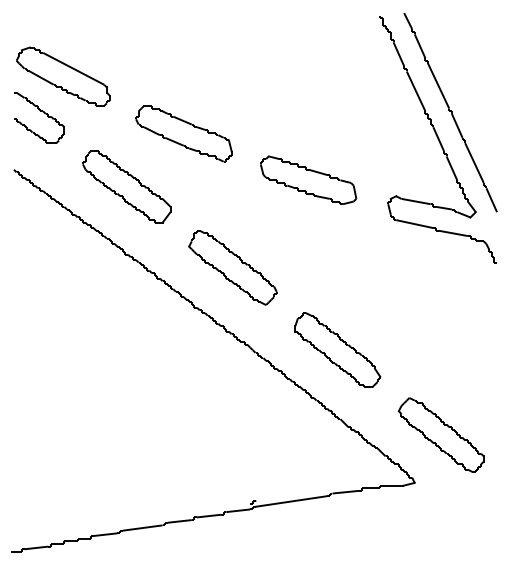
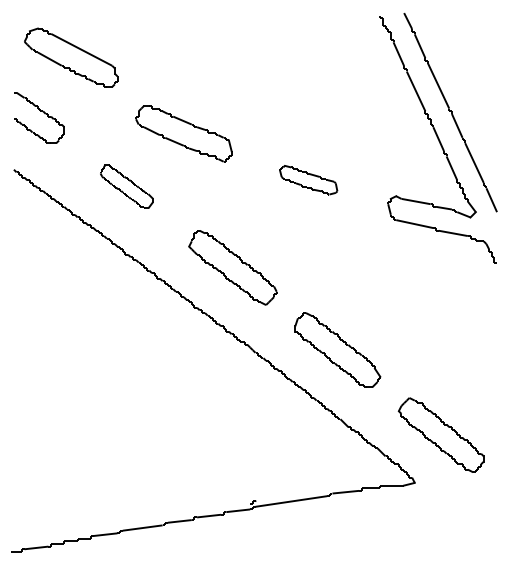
part position: (63, 76) -> (71, 57) (71, 57)
part size: 98x50 px -> 60x31 px (308, 180)
part size: 90x74 px -> 54x45 px (126, 186)
